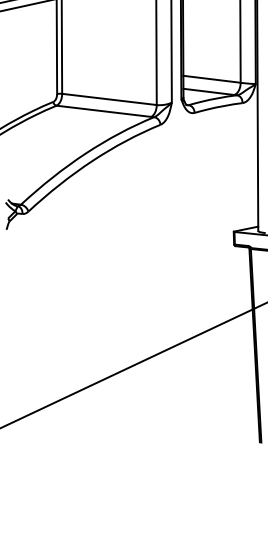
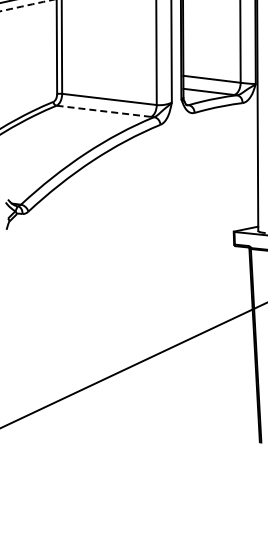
arc: solid -> dashed (25, 5)
line: solid -> dashed (103, 111)
